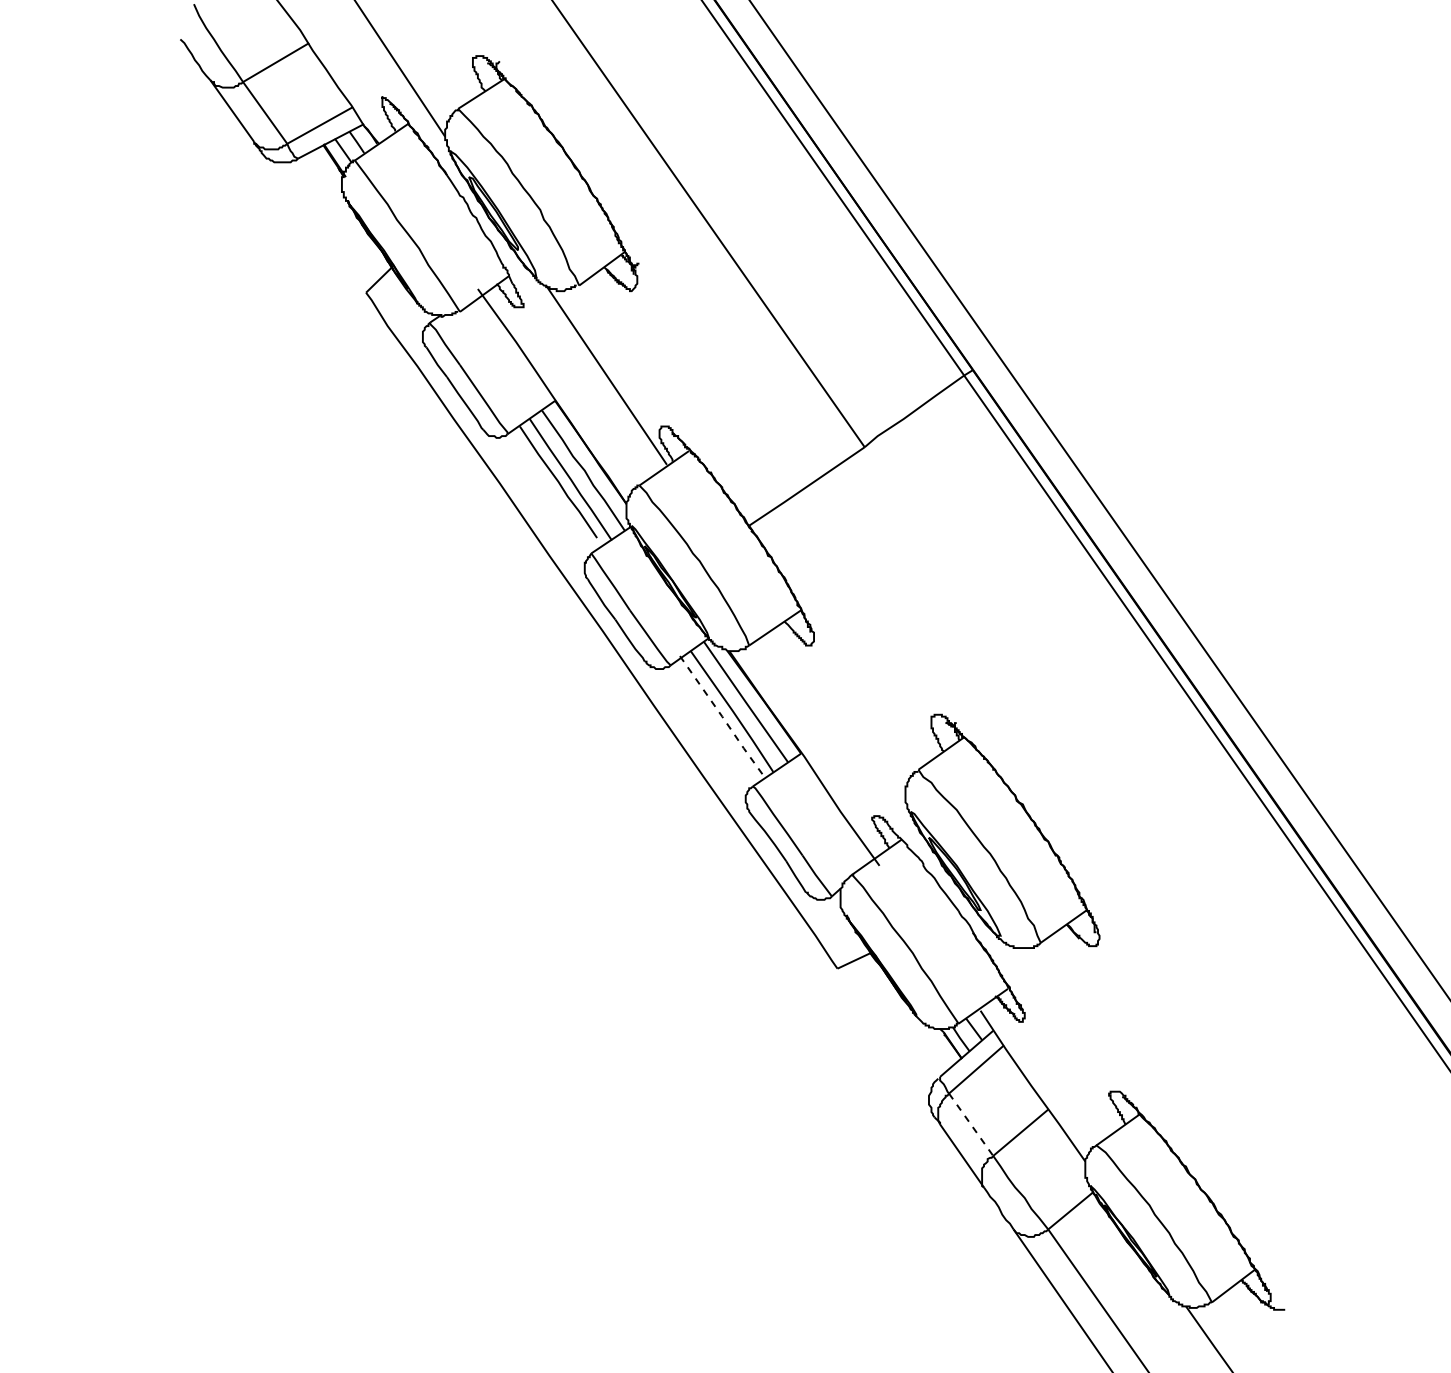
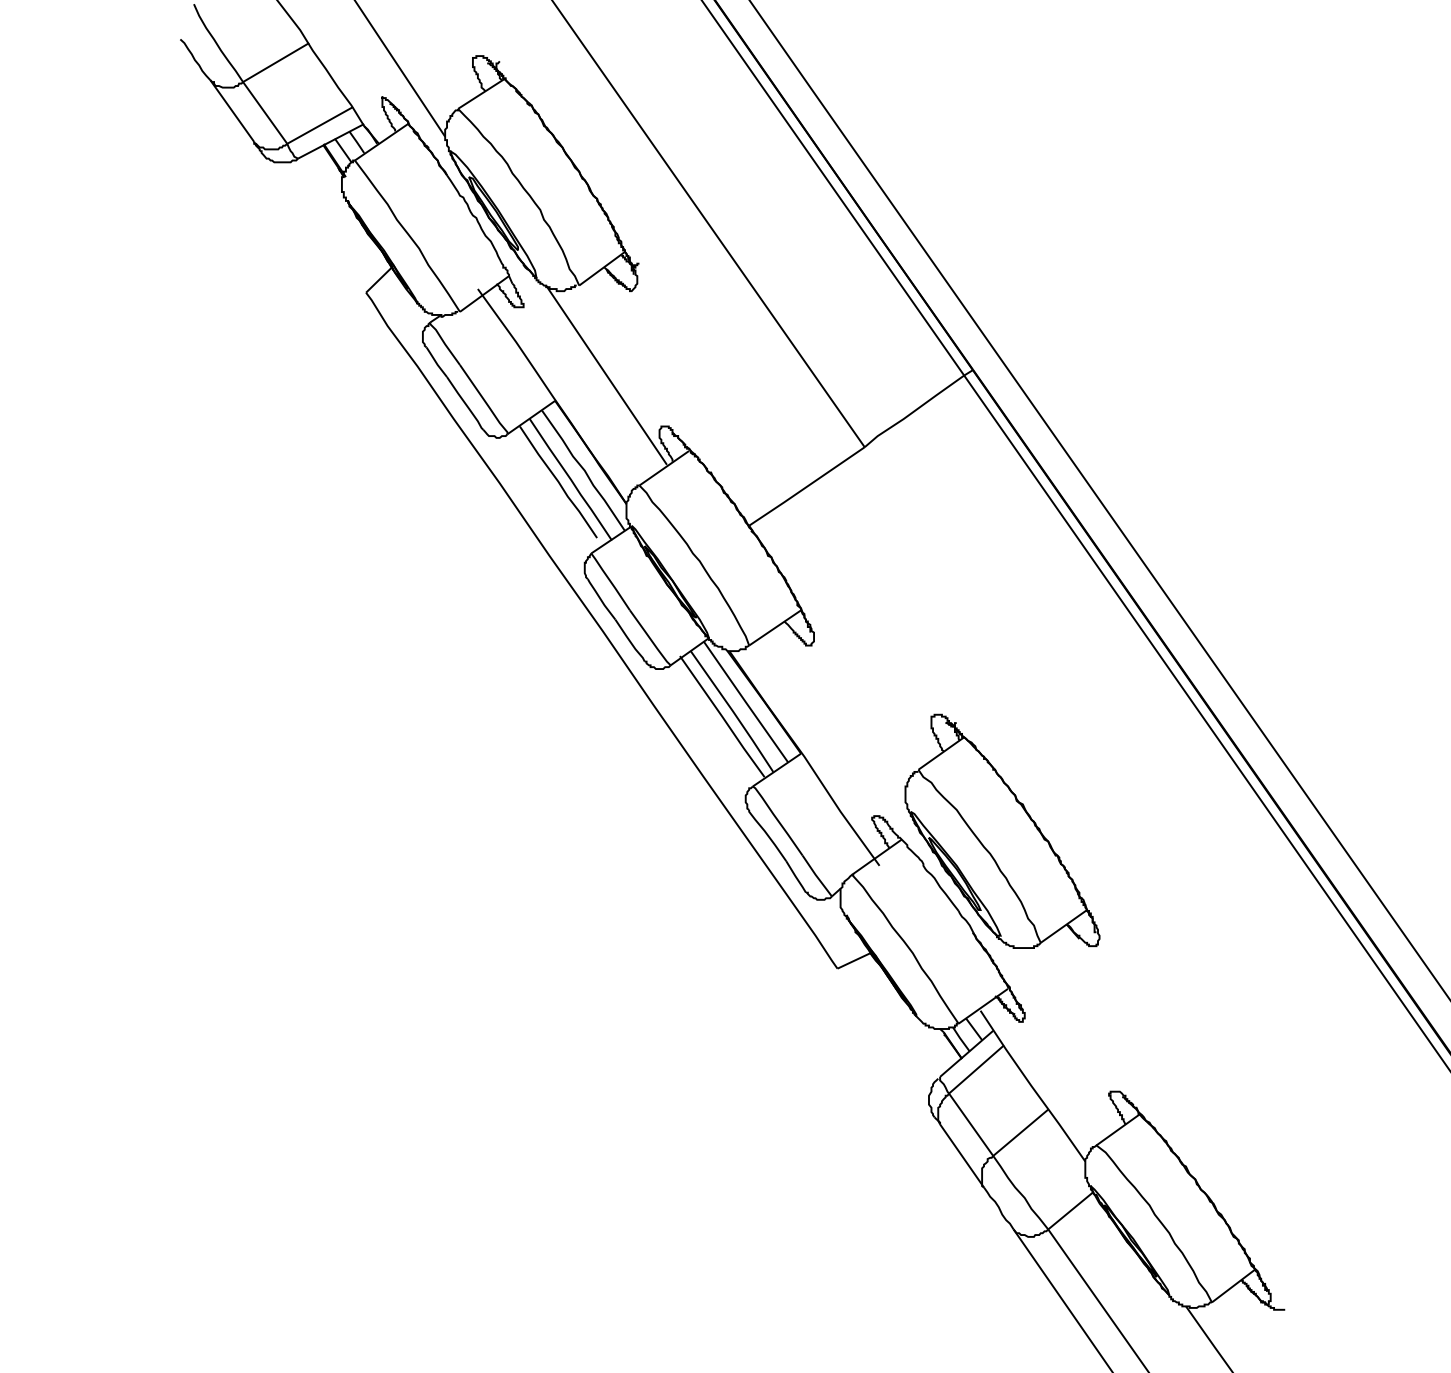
line: dashed -> solid (722, 717)
line: dashed -> solid (971, 1125)
